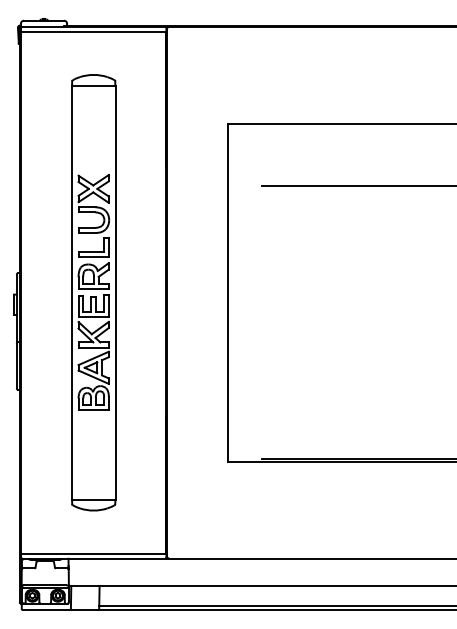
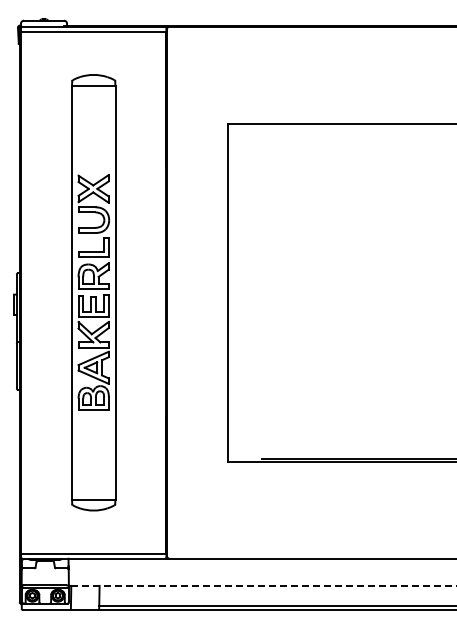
line: present -> none (357, 185)
line: solid -> dashed (264, 585)
